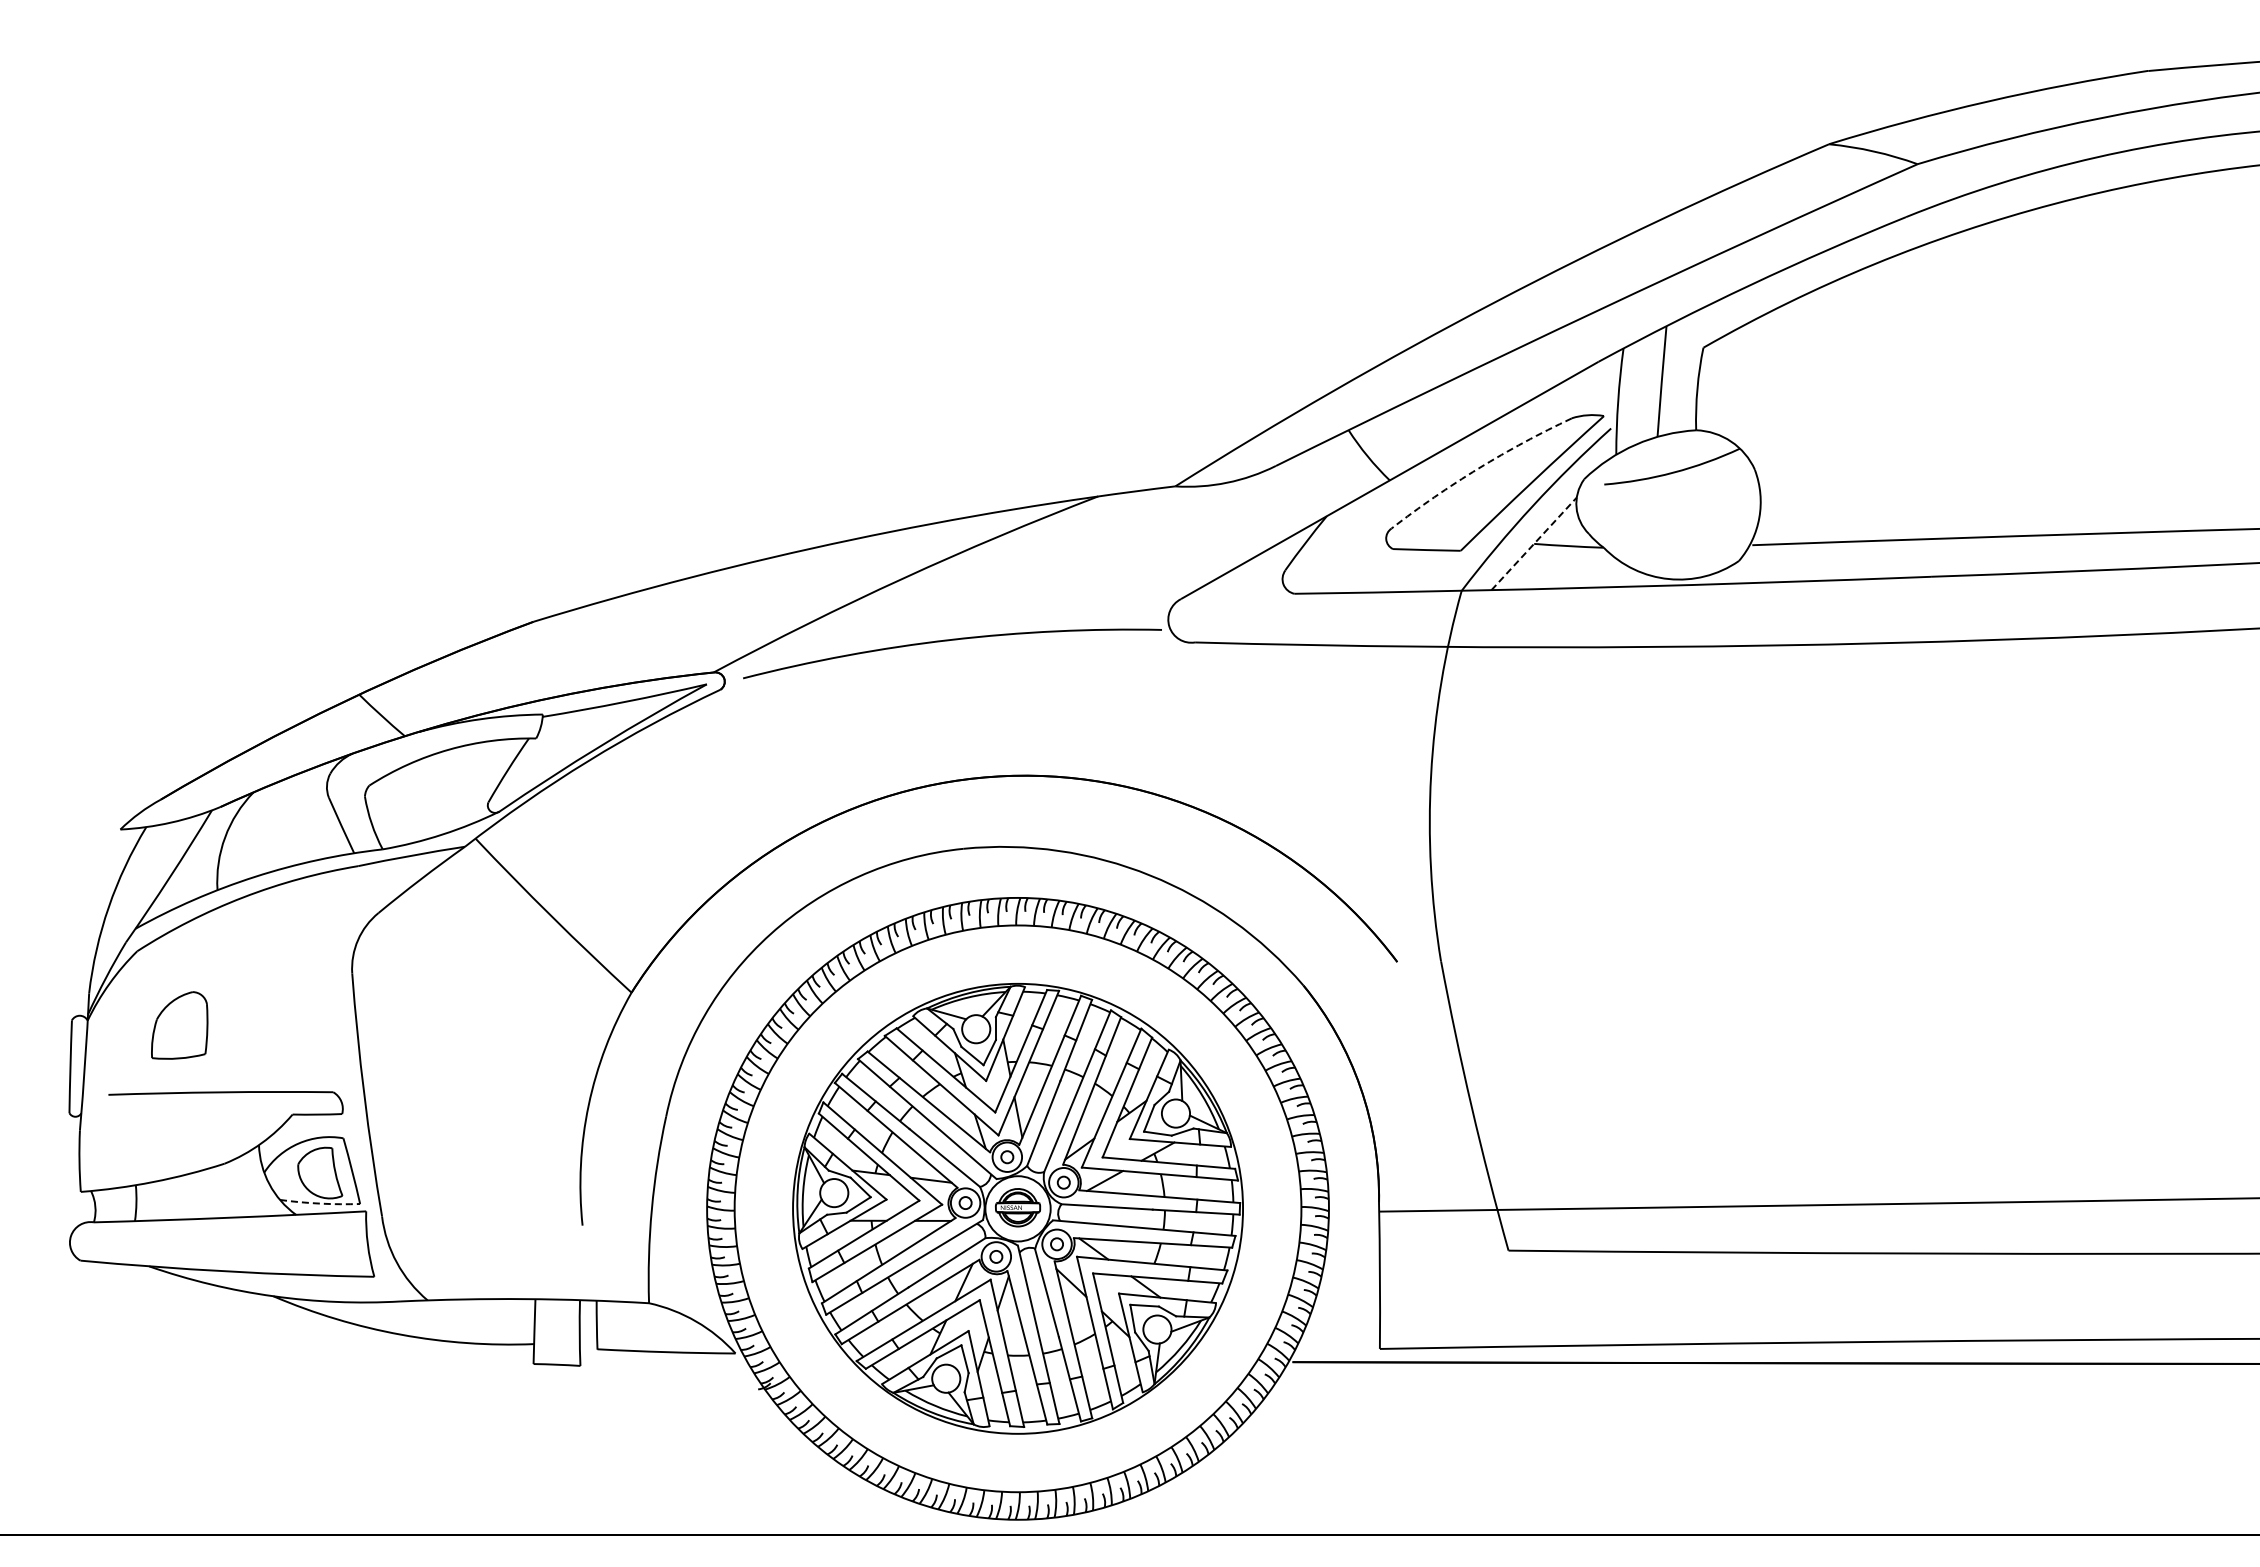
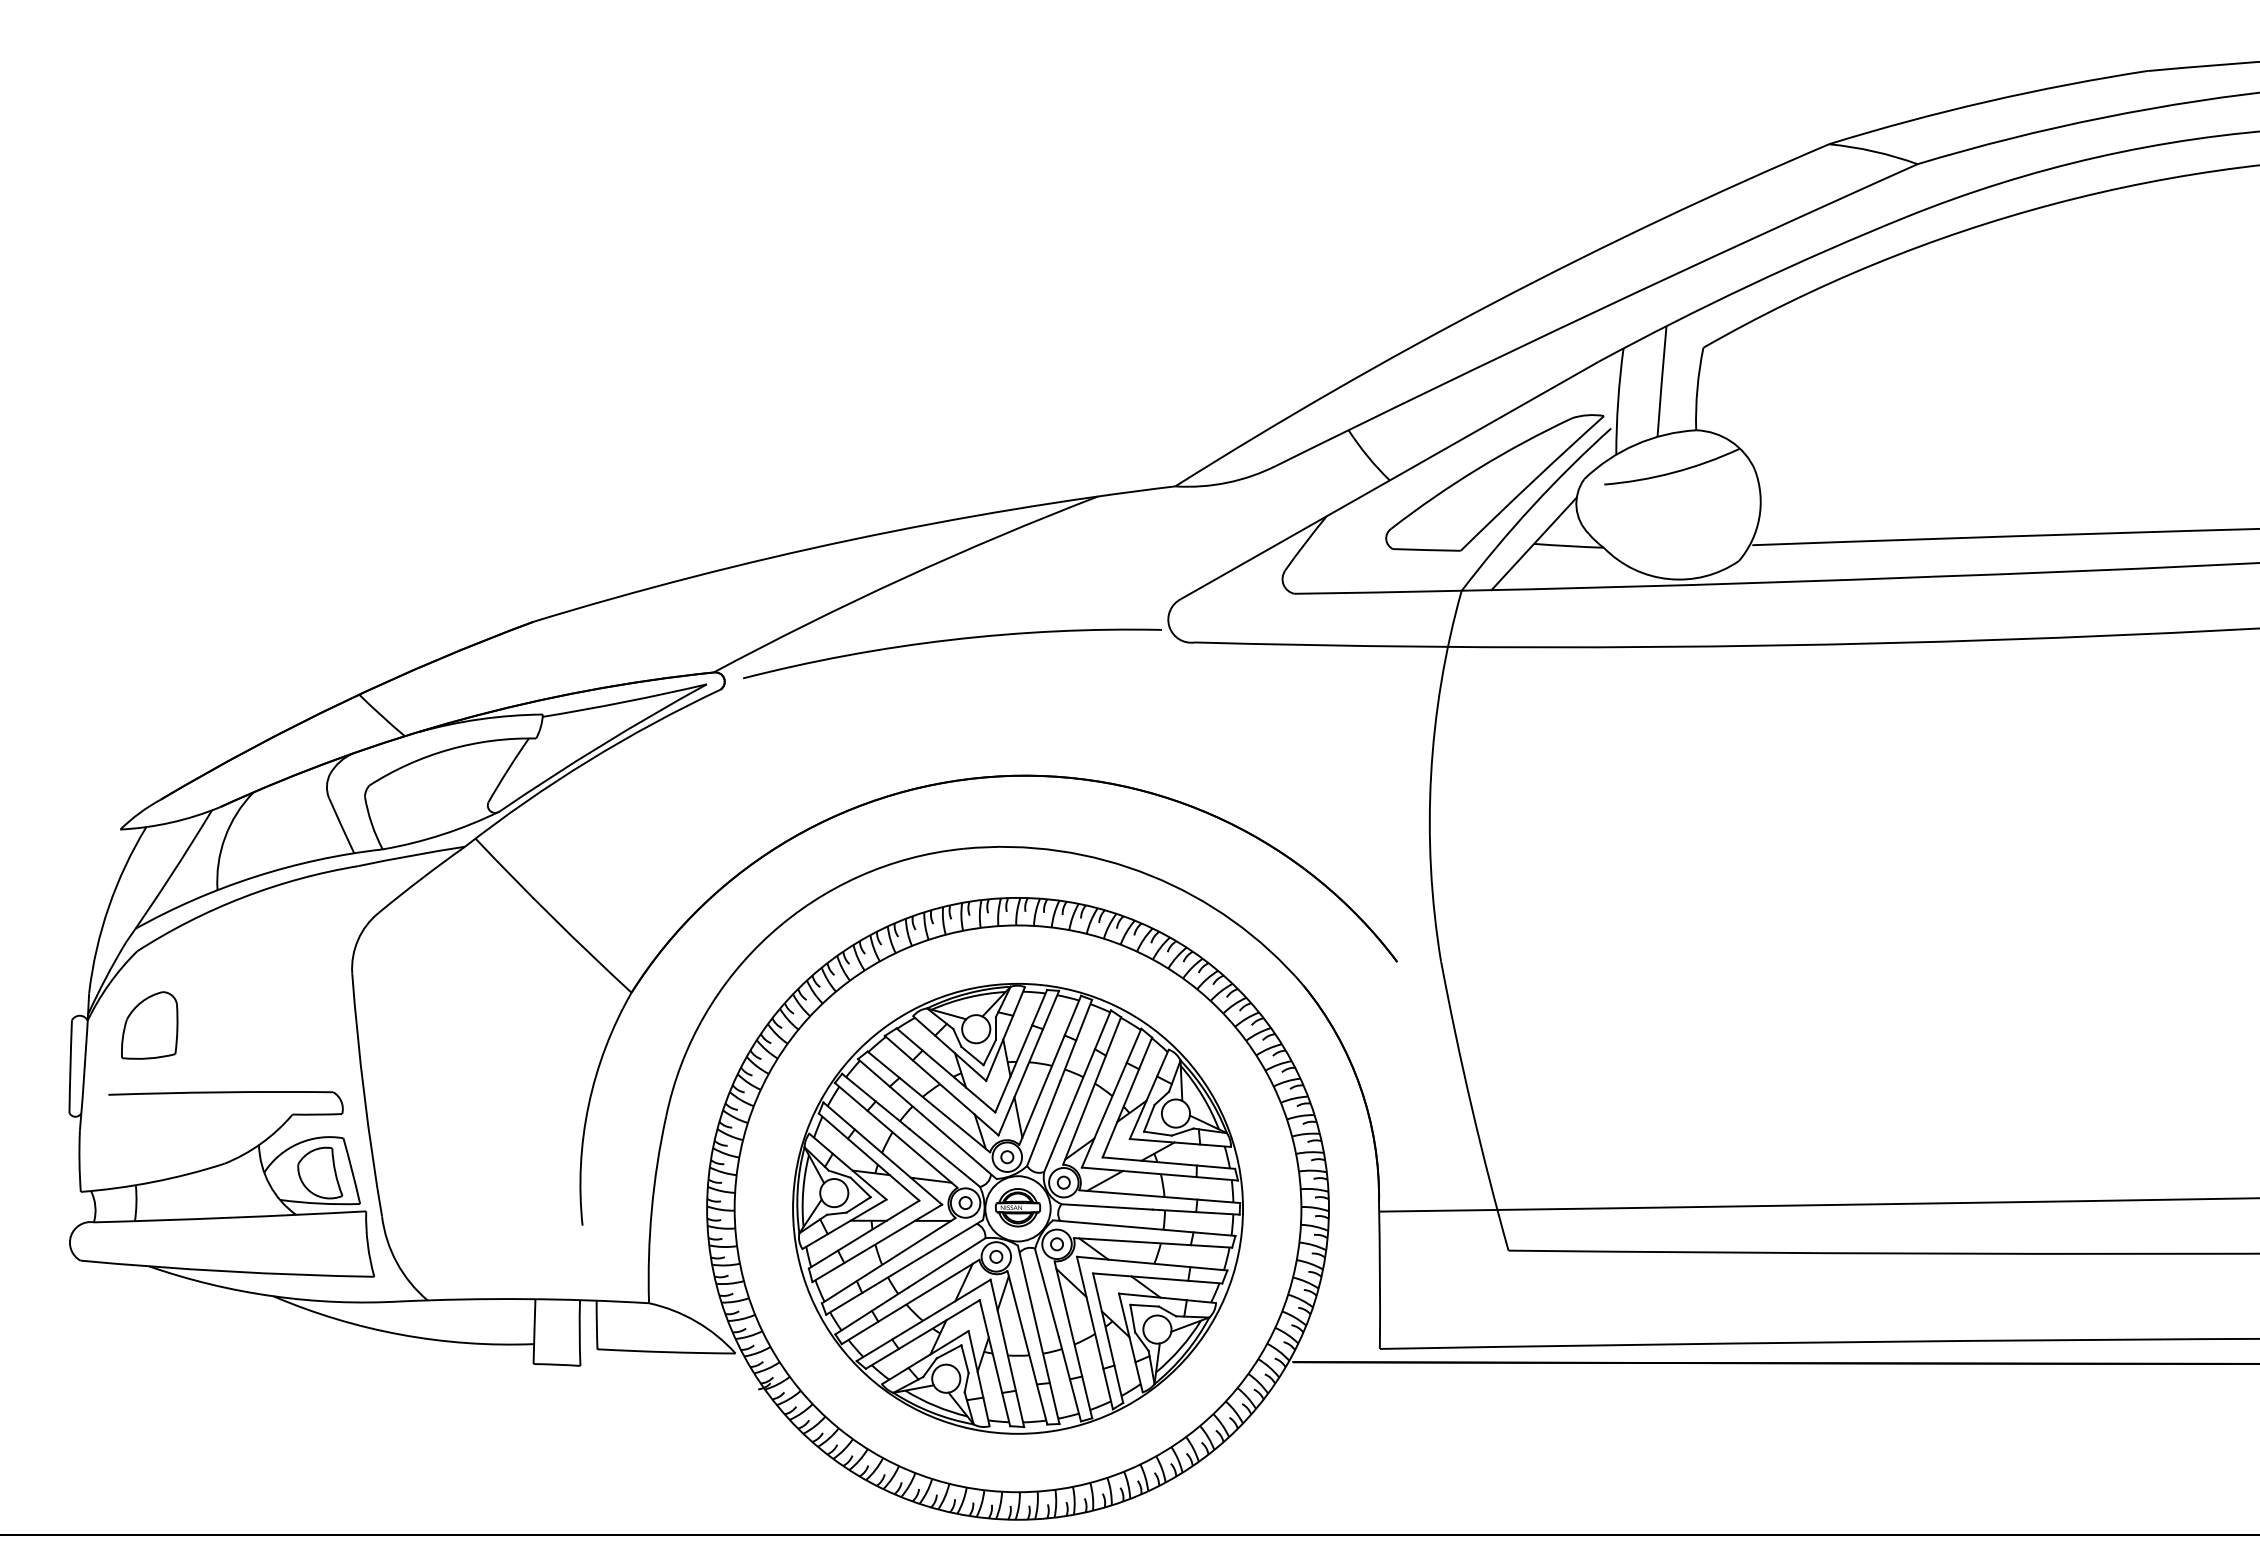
arc: dashed -> solid (1478, 468)
line: dashed -> solid (1534, 543)
part position: (179, 1025) -> (149, 1025) (149, 1025)
arc: dashed -> solid (320, 1203)
